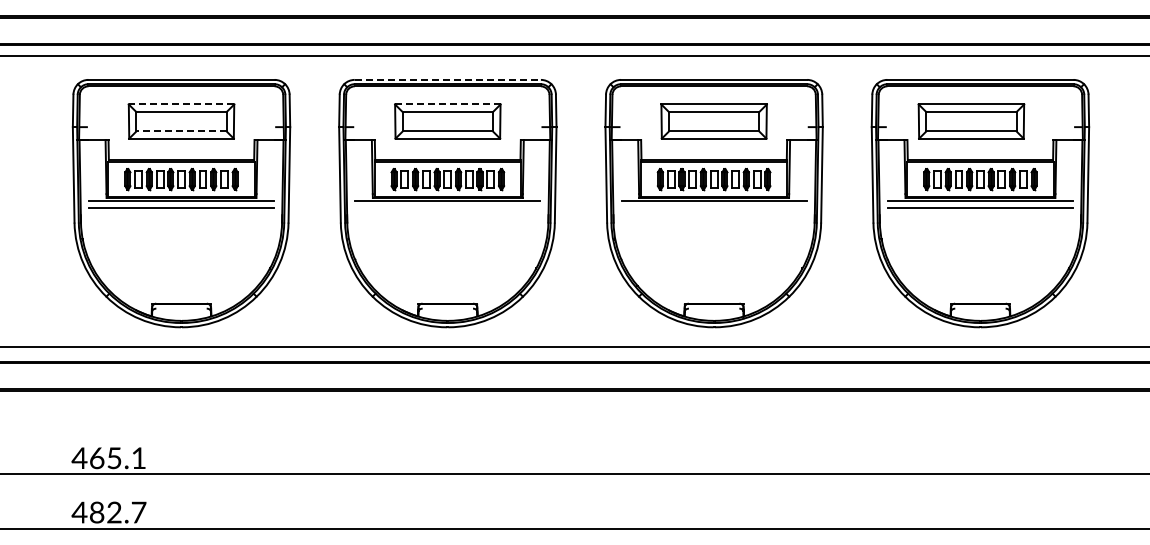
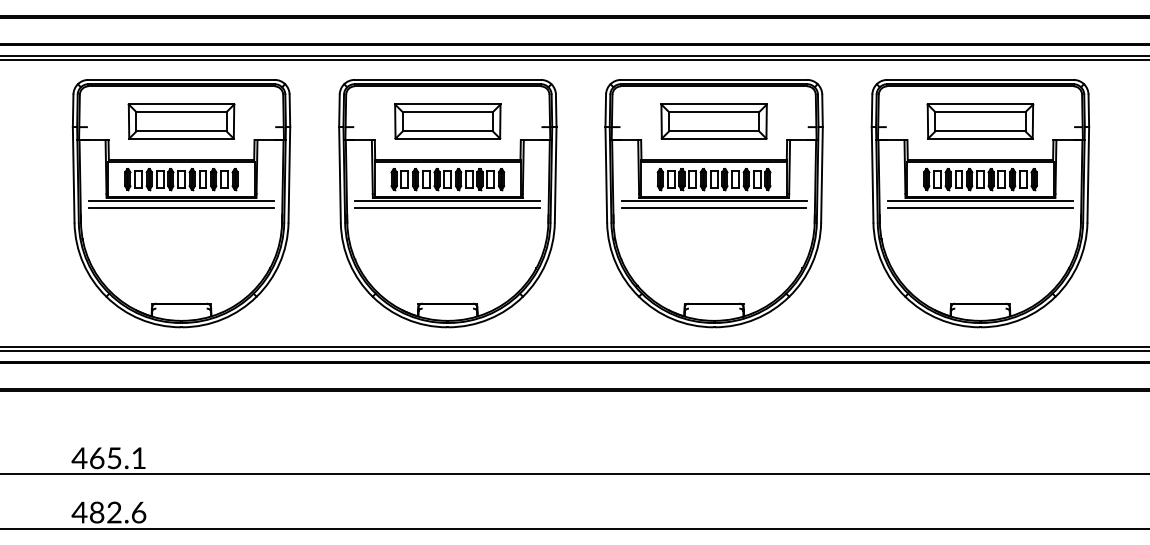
line: none -> present (574, 60)
line: dashed -> solid (448, 79)
line: dashed -> solid (181, 104)
line: dashed -> solid (447, 104)
part position: (971, 121) -> (980, 121) (980, 121)
line: dashed -> solid (181, 131)
line: none -> present (447, 208)
line: none -> present (713, 208)
line: none -> present (574, 351)
text: 482.7 -> 482.6 (138, 512)
